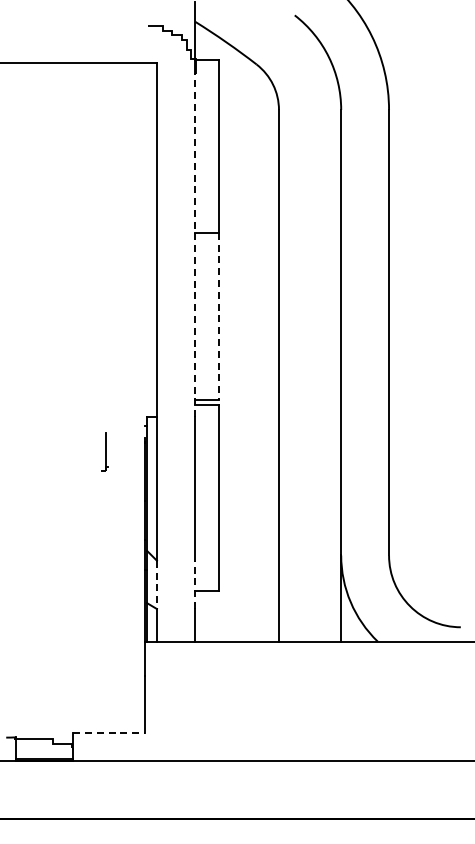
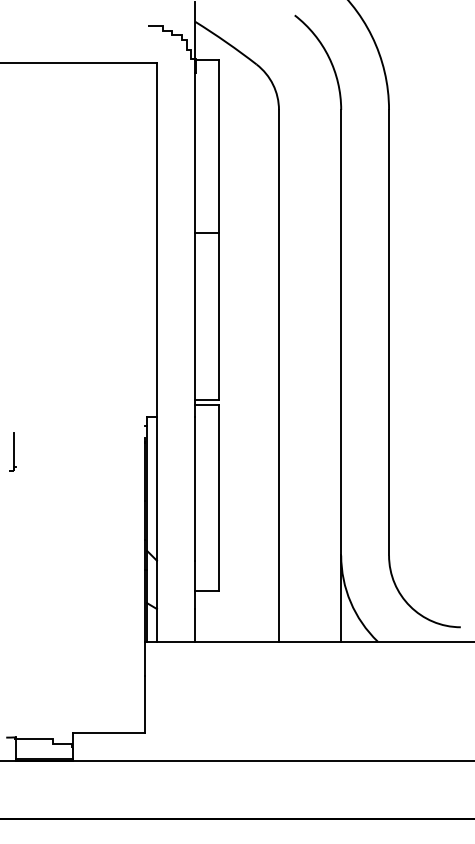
line: dashed -> solid (195, 244)
line: dashed -> solid (219, 316)
part position: (104, 451) -> (12, 451) (12, 451)
line: dashed -> solid (195, 584)
line: dashed -> solid (156, 585)
line: dashed -> solid (109, 732)
